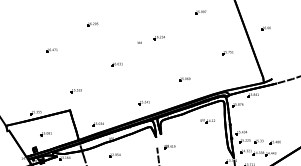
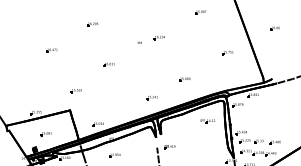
part position: (265, 28) -> (274, 28) (274, 28)
part position: (116, 64) -> (108, 64) (108, 64)
part position: (143, 103) -> (151, 98) (151, 98)
